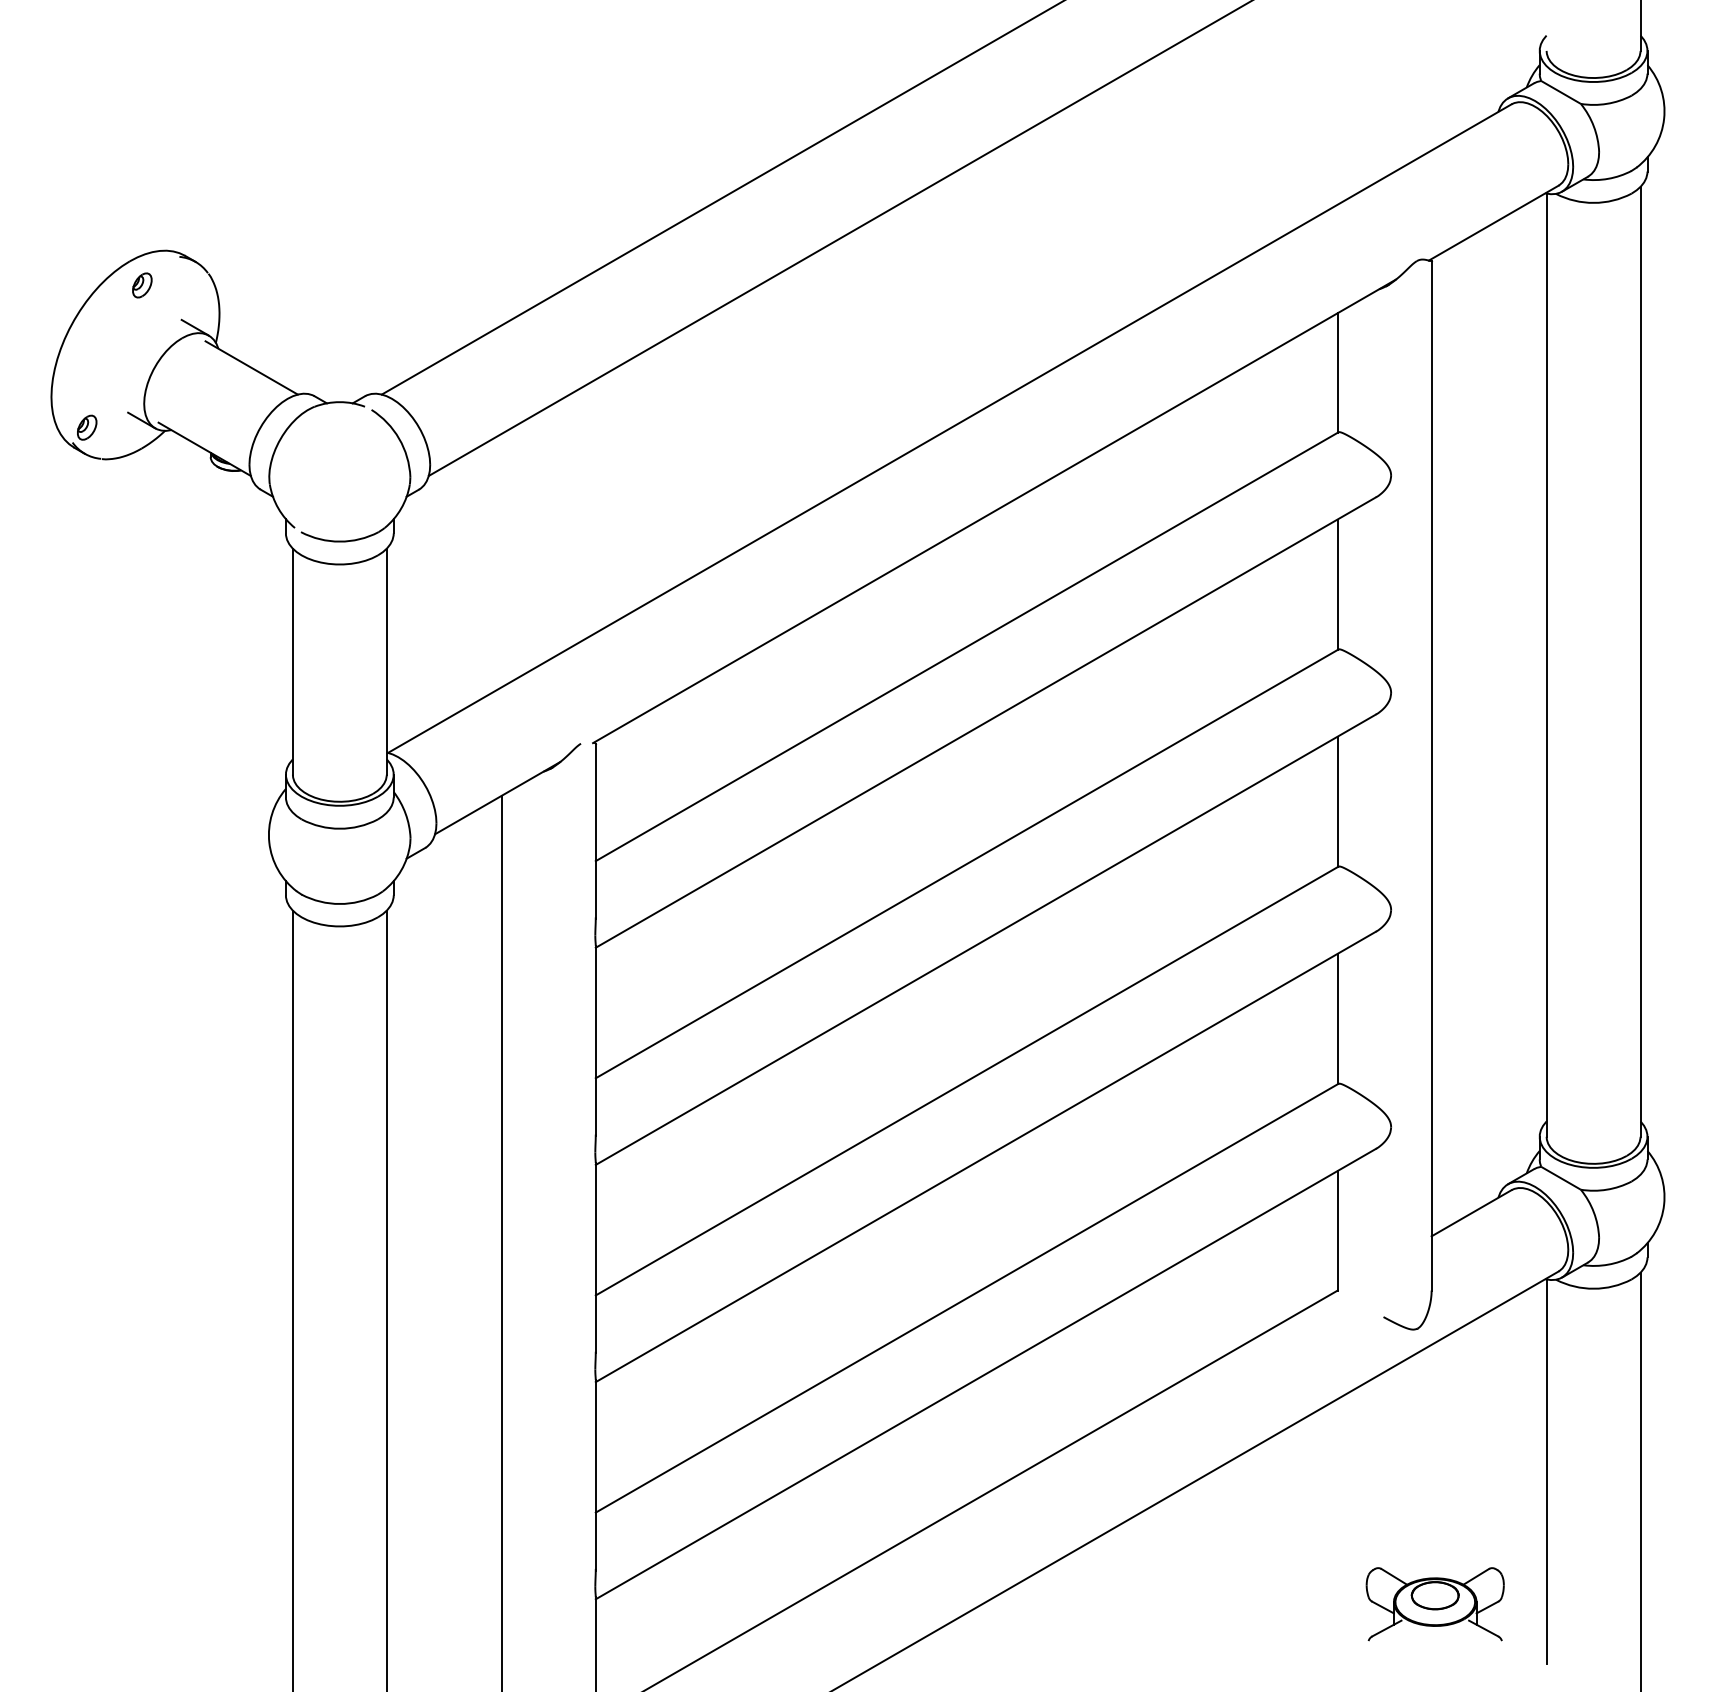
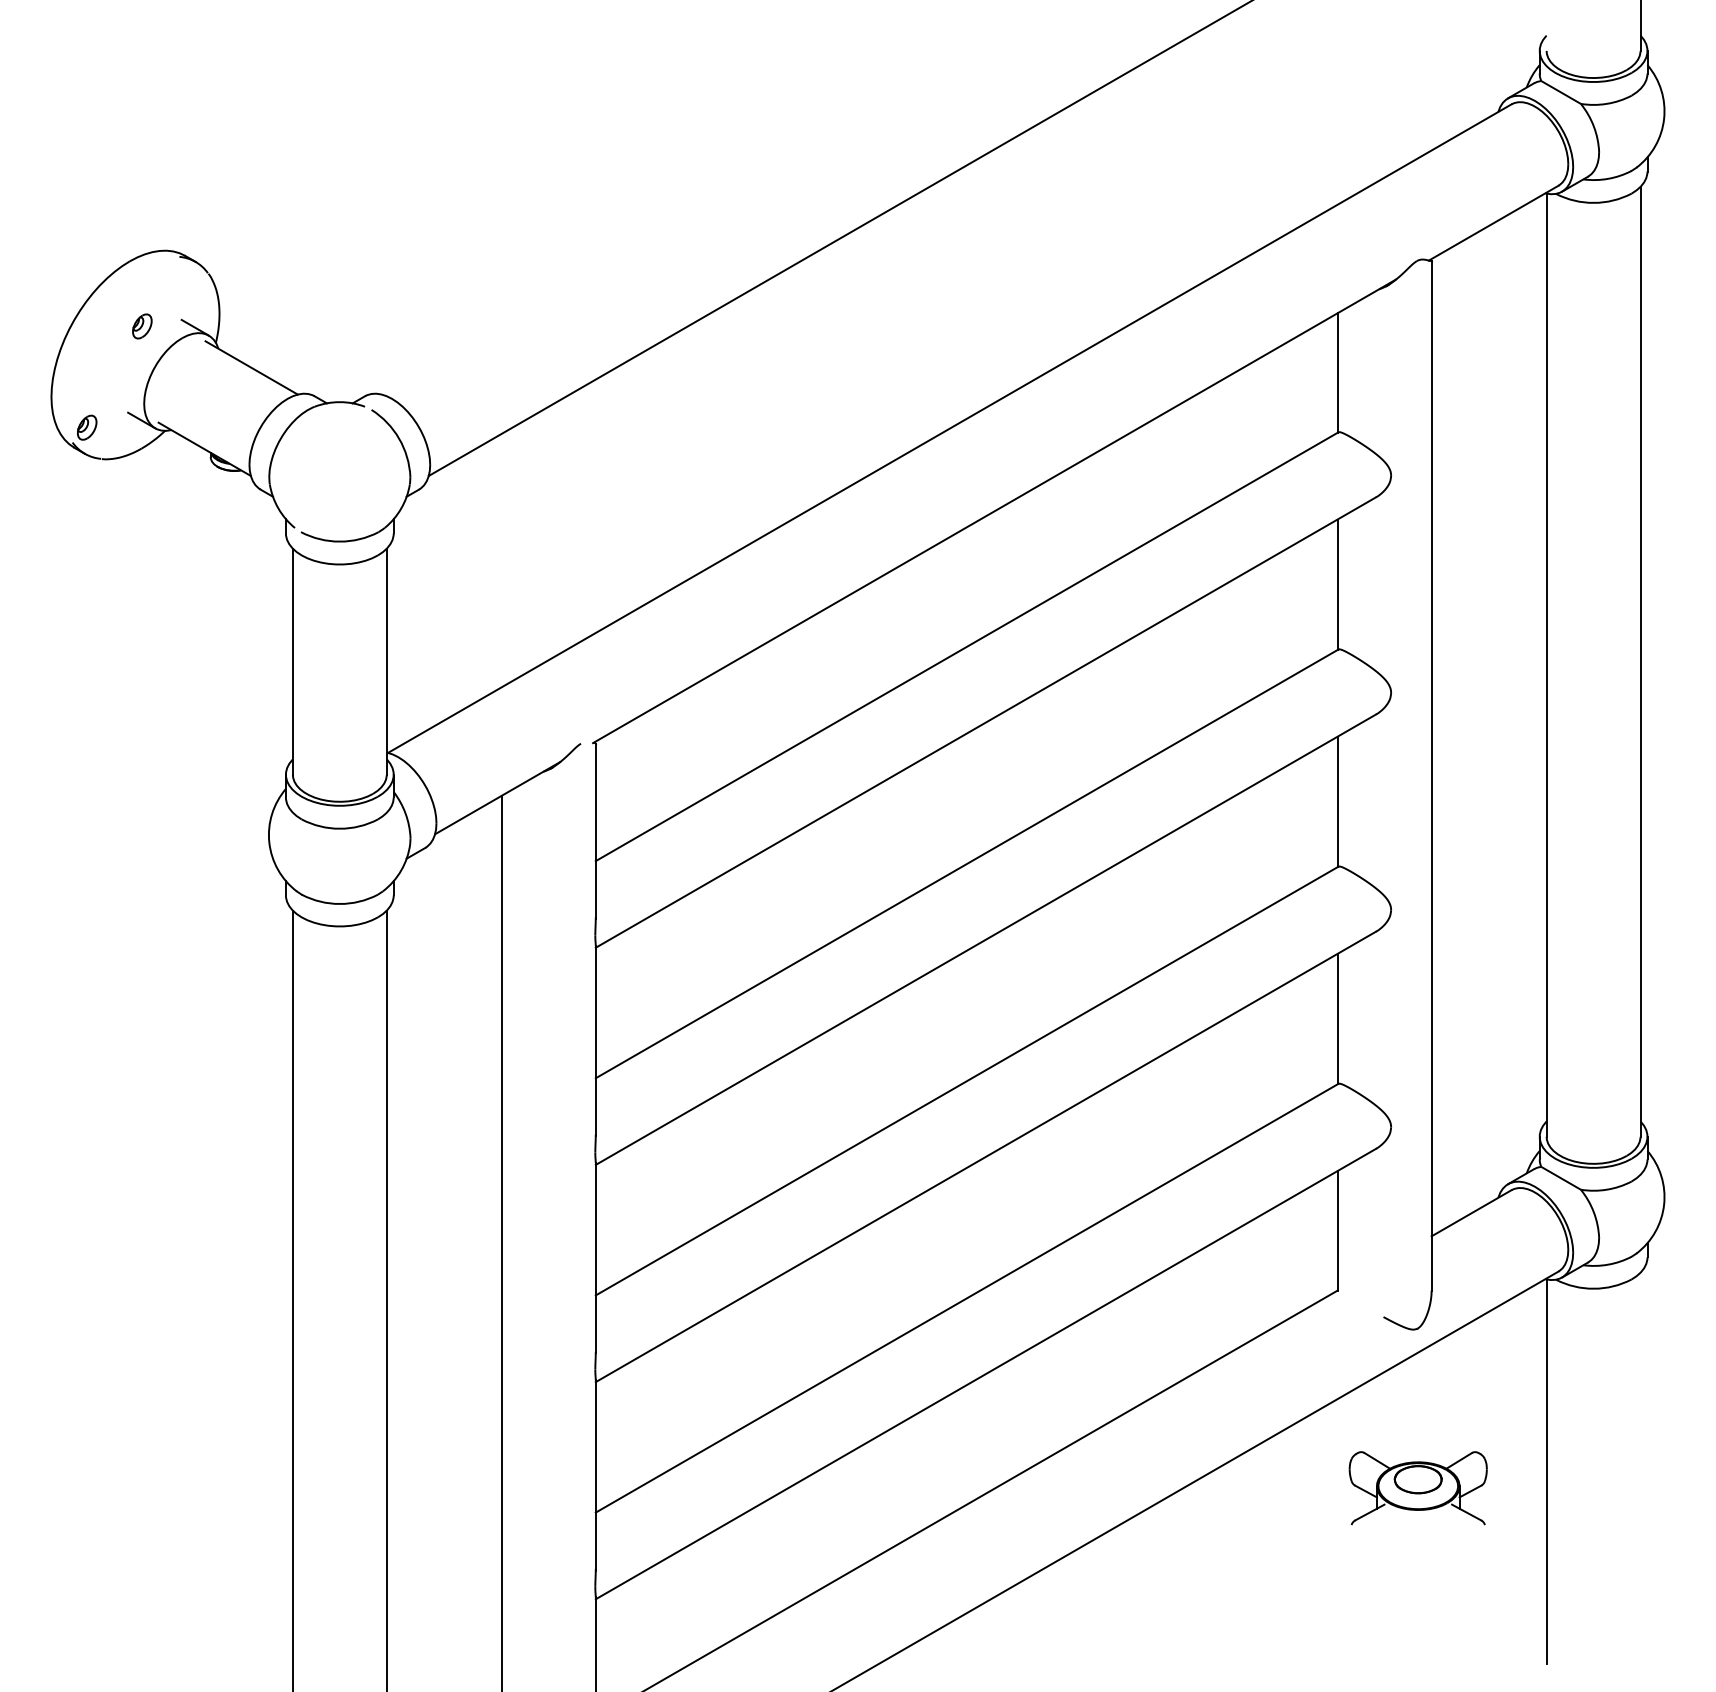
line: present -> none (721, 198)
part position: (142, 285) -> (142, 326) (142, 326)
line: present -> none (1640, 1480)
part position: (1434, 1604) -> (1417, 1488) (1417, 1488)
